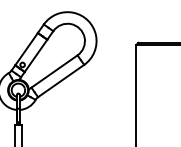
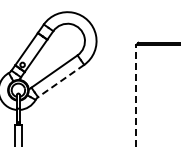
line: solid -> dashed (60, 81)
line: solid -> dashed (136, 95)
